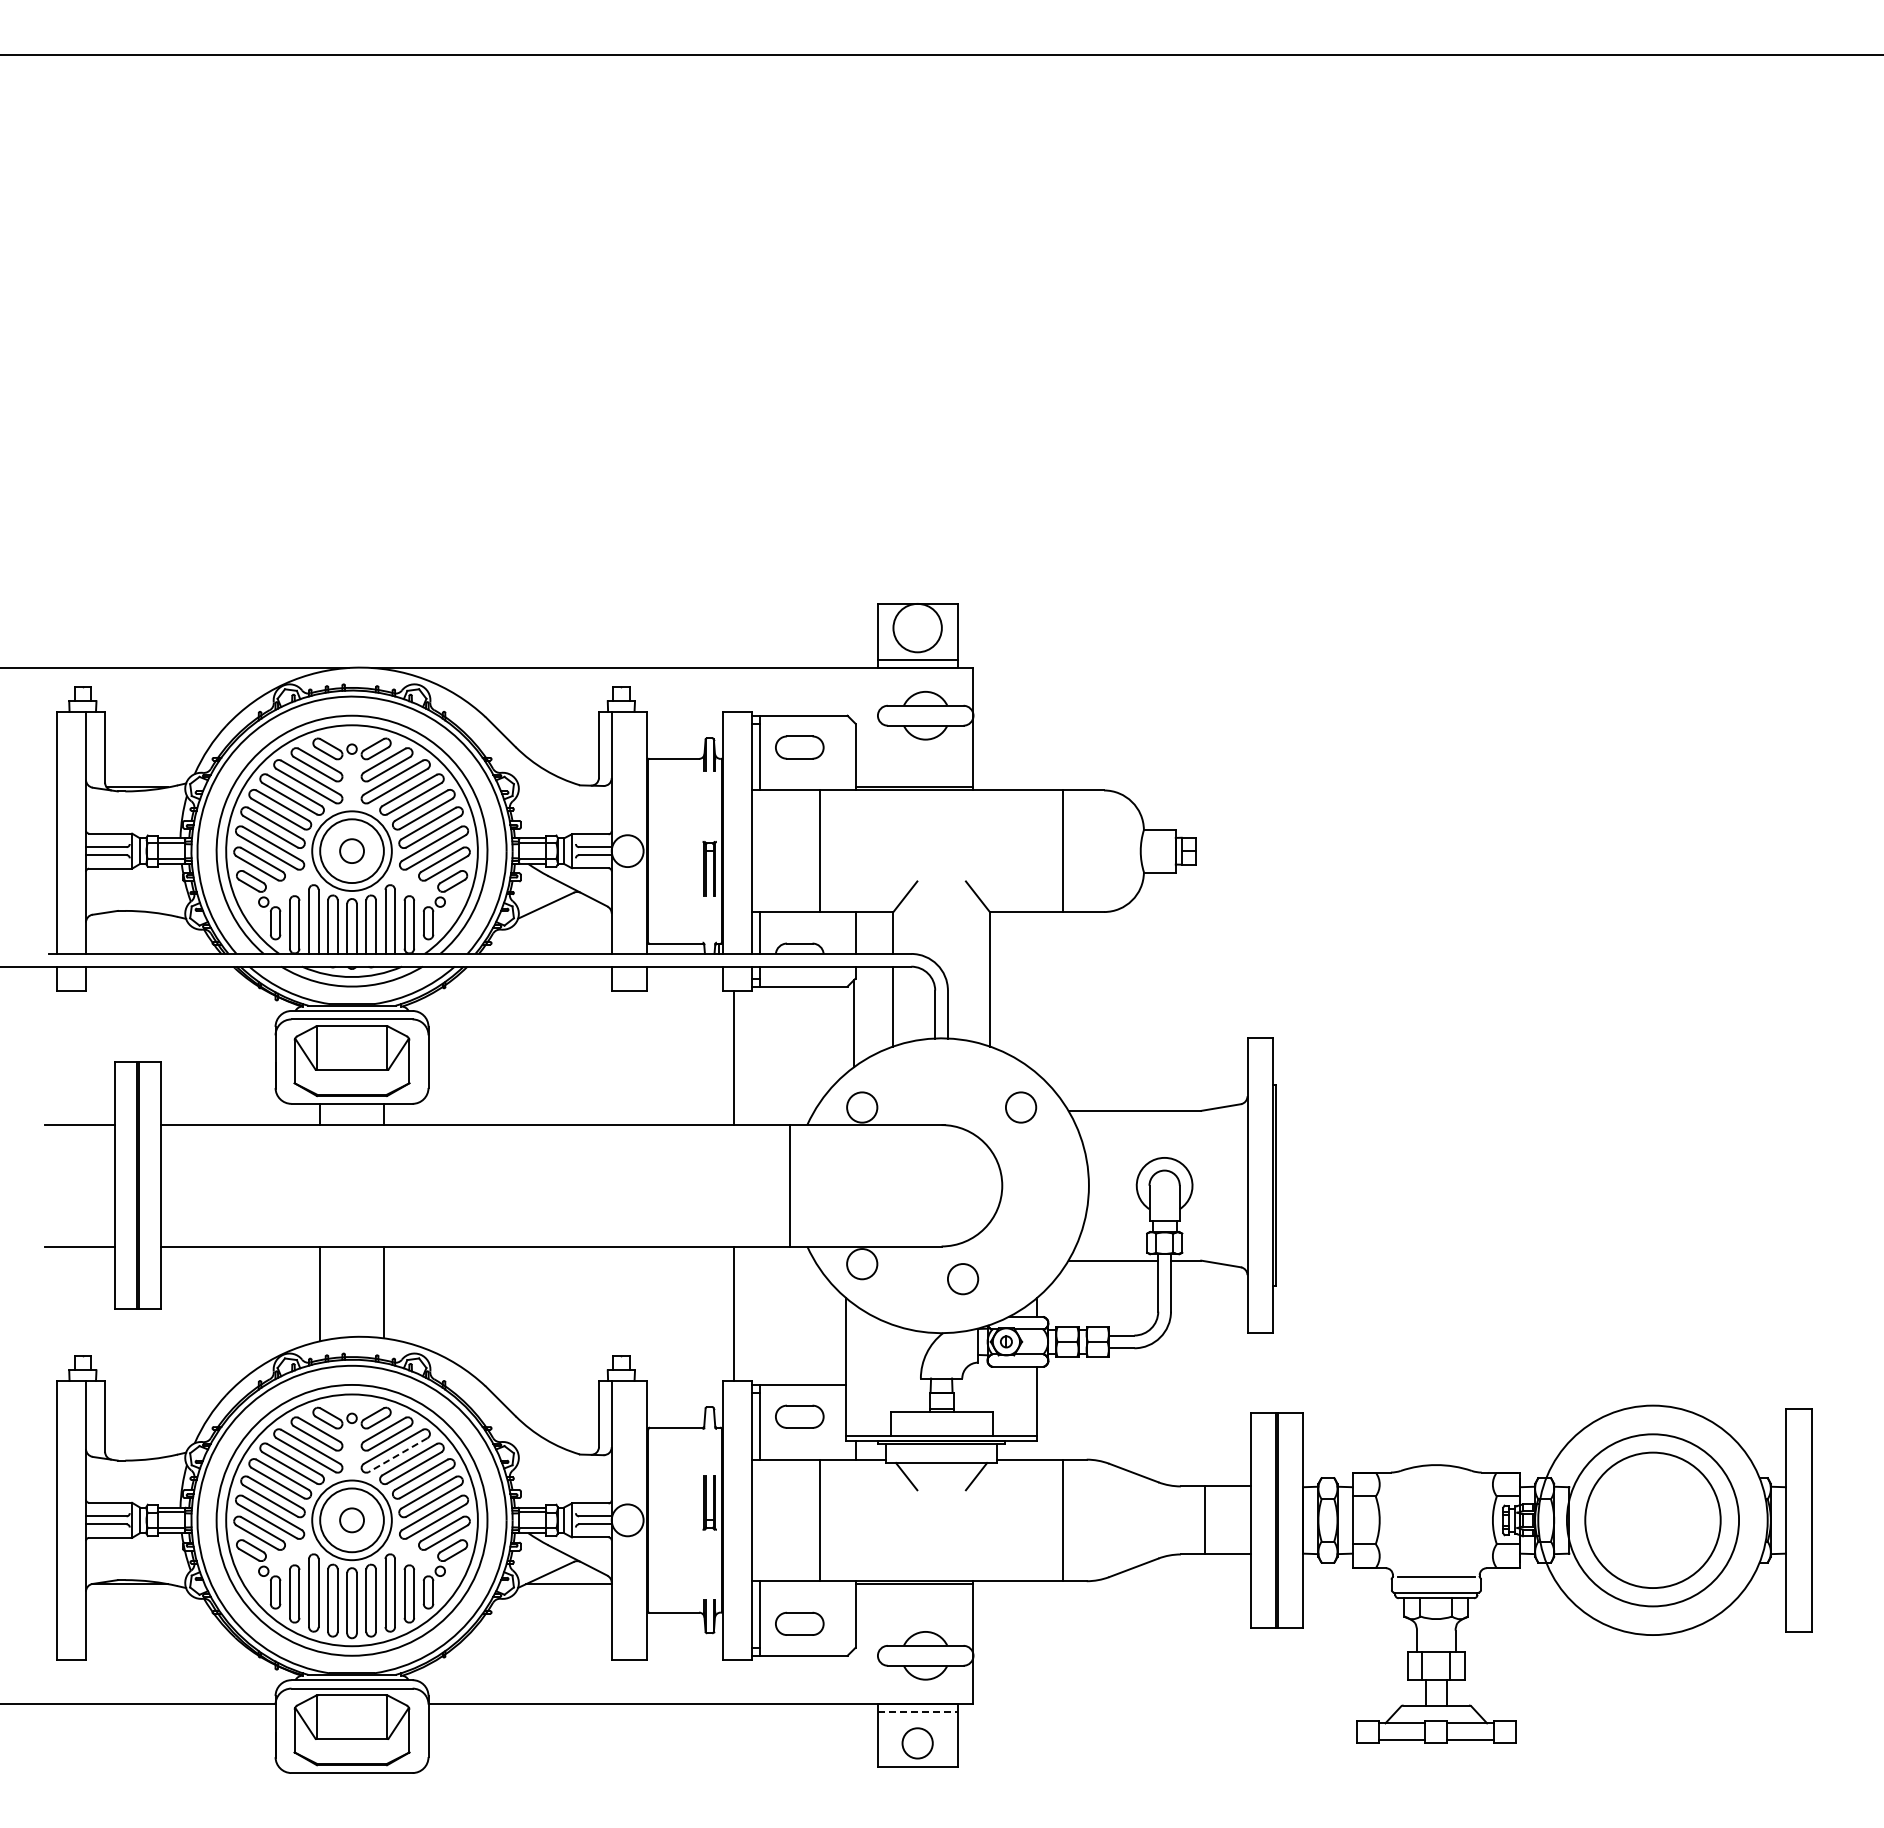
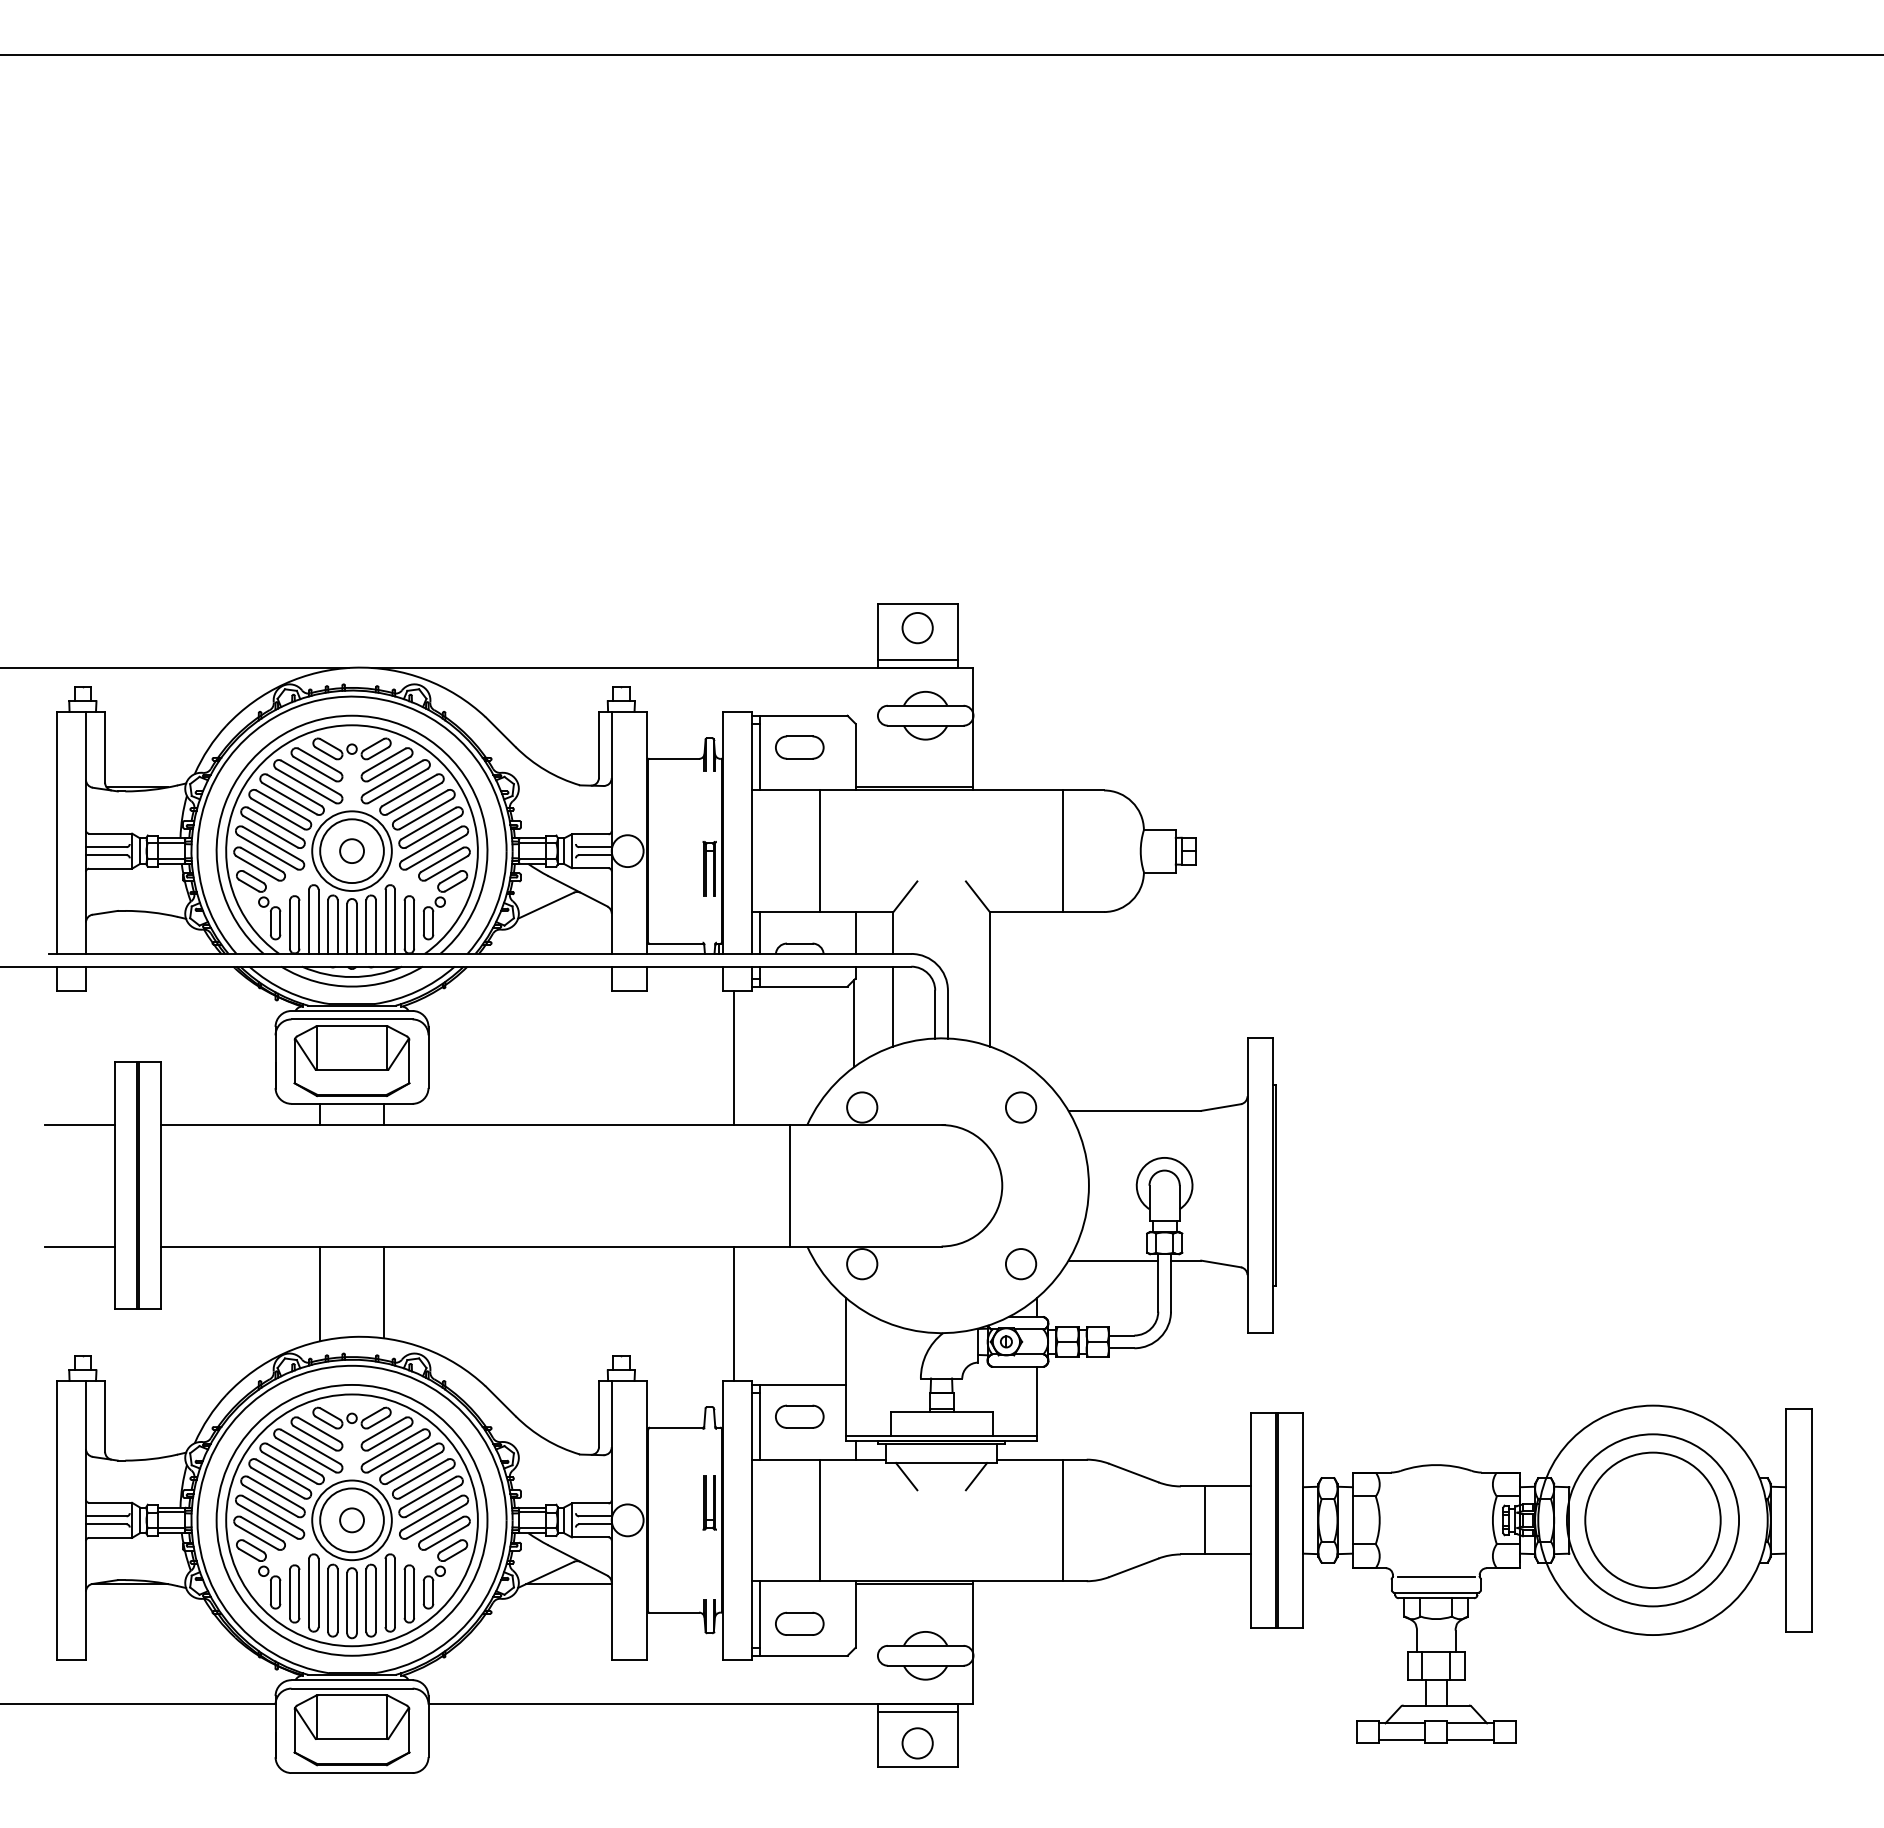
circle diameter: 48 px -> 30 px (917, 627)
circle position: (963, 1279) -> (1021, 1264) (1021, 1264)
line: dashed -> solid (398, 1455)
line: dashed -> solid (917, 1711)
